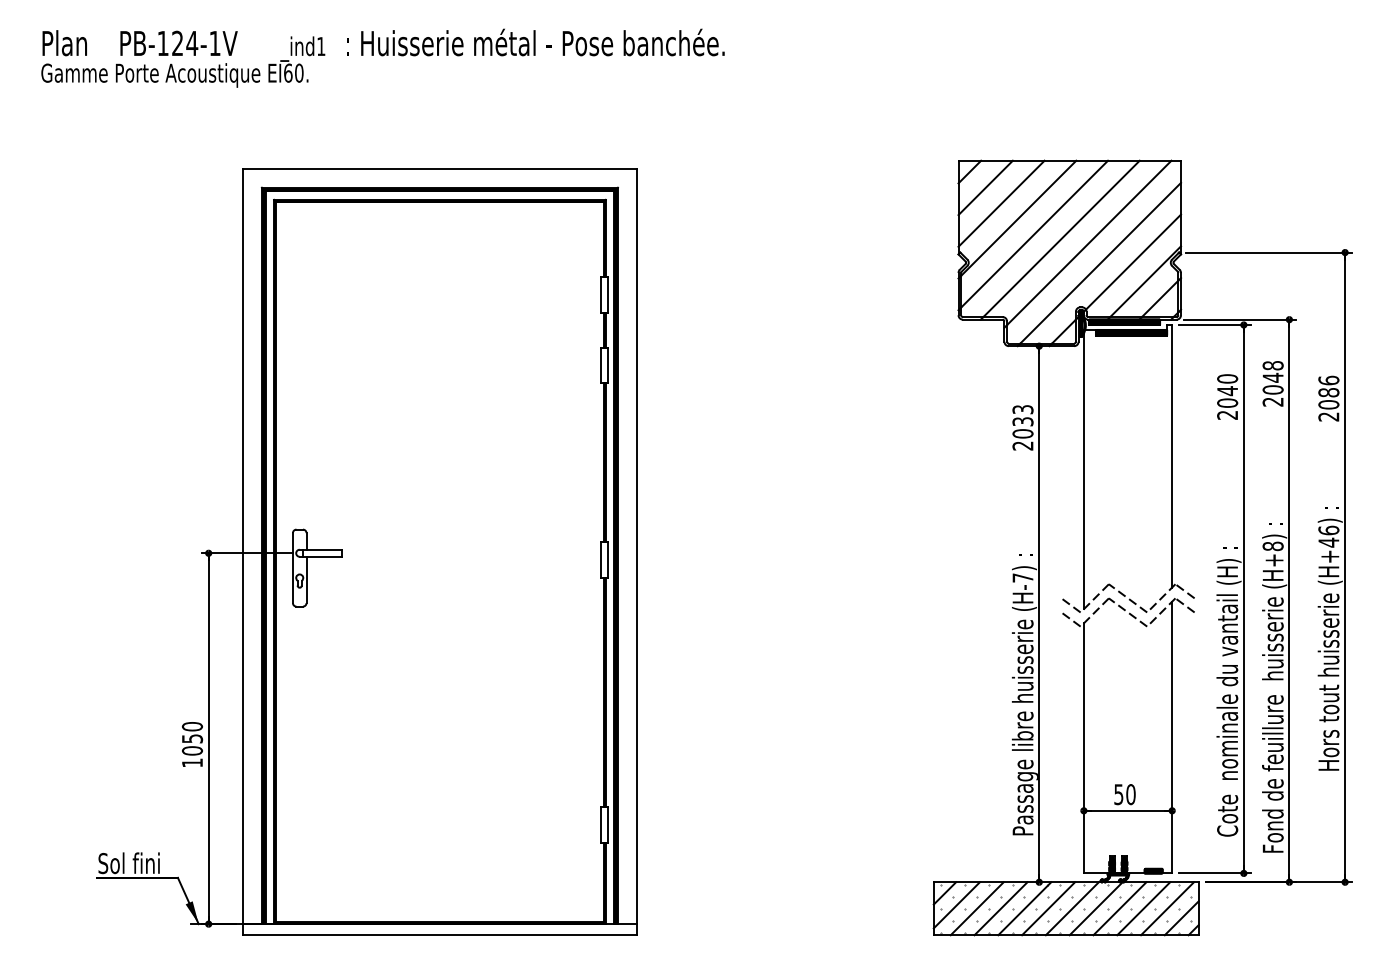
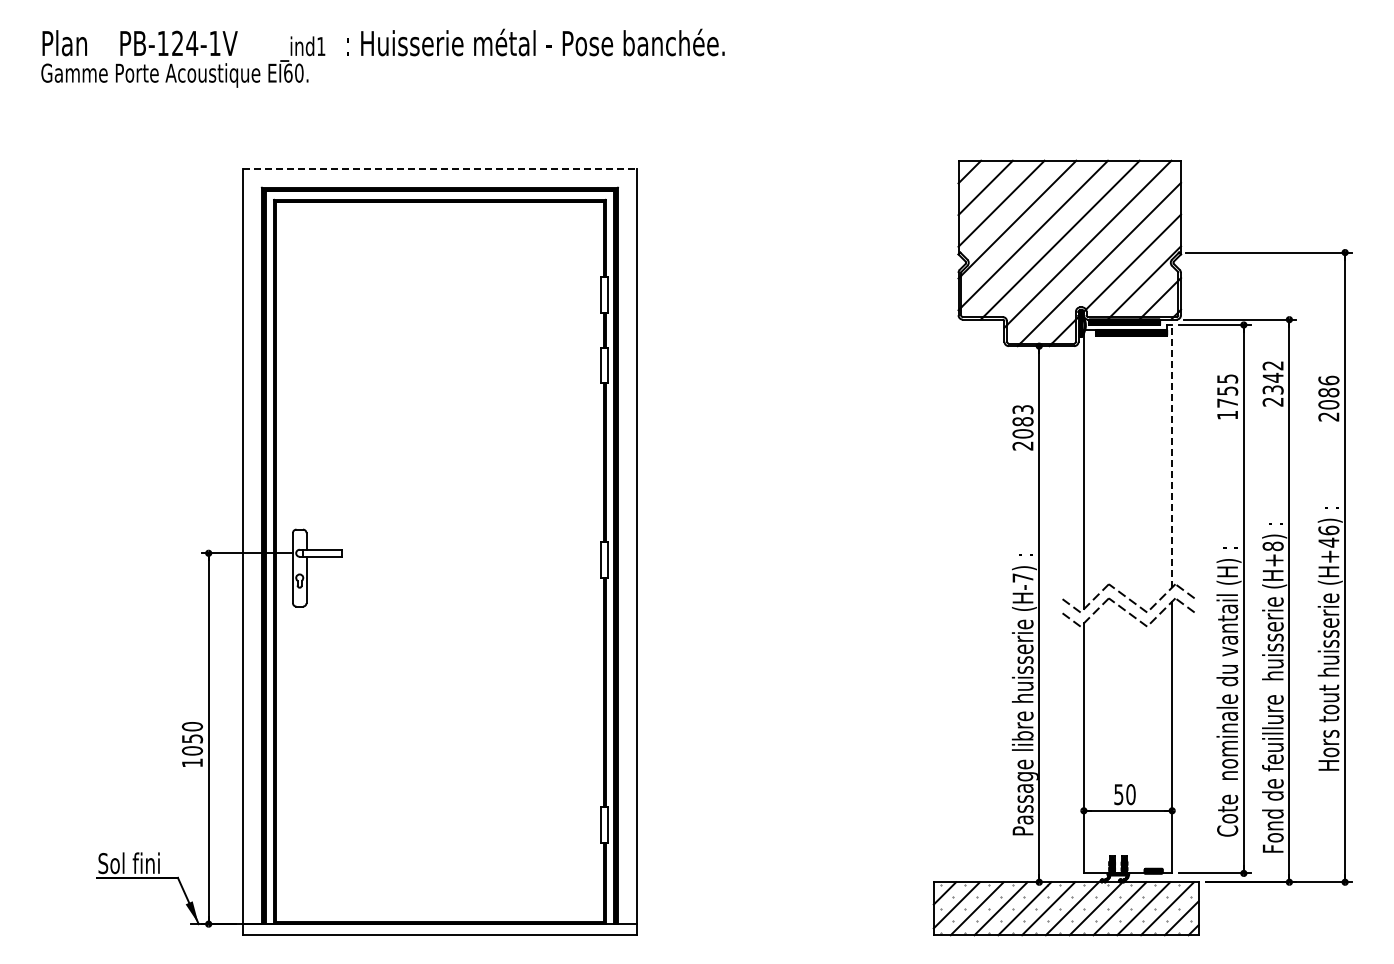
line: solid -> dashed (439, 169)
text: 2048 -> 2342 (1272, 377)
text: 2040 -> 1755 (1227, 396)
text: 2033 -> 2083 (1022, 421)
line: solid -> dashed (1172, 455)
